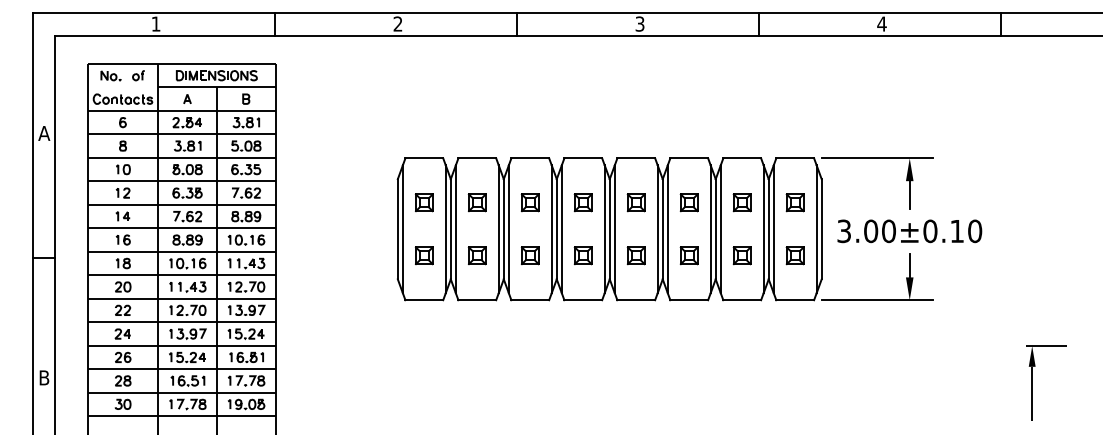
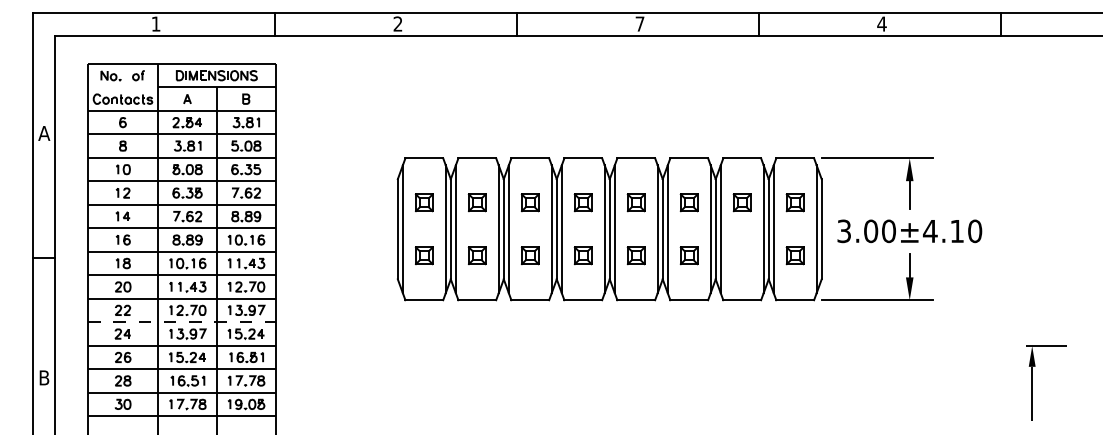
text: 3 -> 7 (639, 23)
text: 3.00±0.10 -> 3.00±4.10 (930, 231)
part: present -> none (741, 255)
line: solid -> dashed (181, 322)
